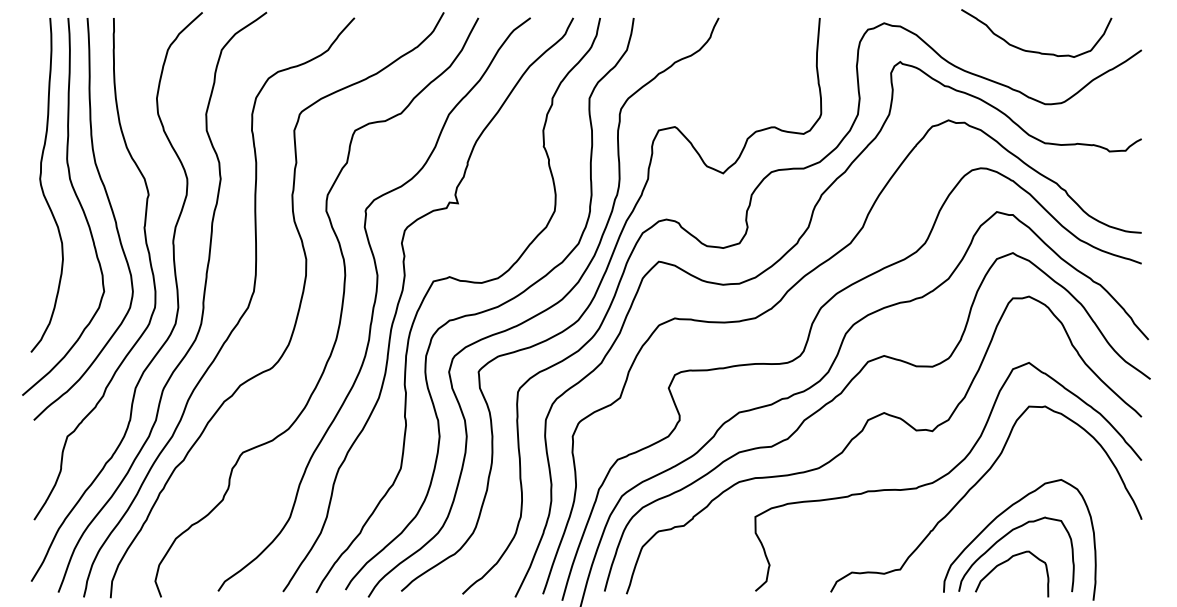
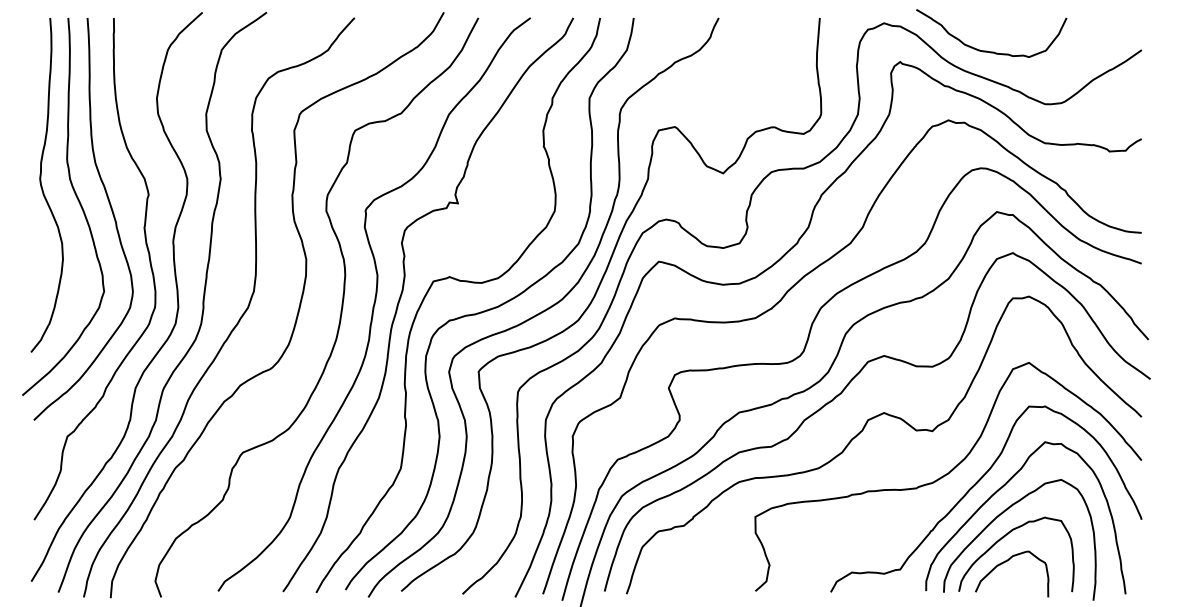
curve position: (1031, 50) -> (986, 50) (986, 50)
curve: none -> present (1002, 488)
